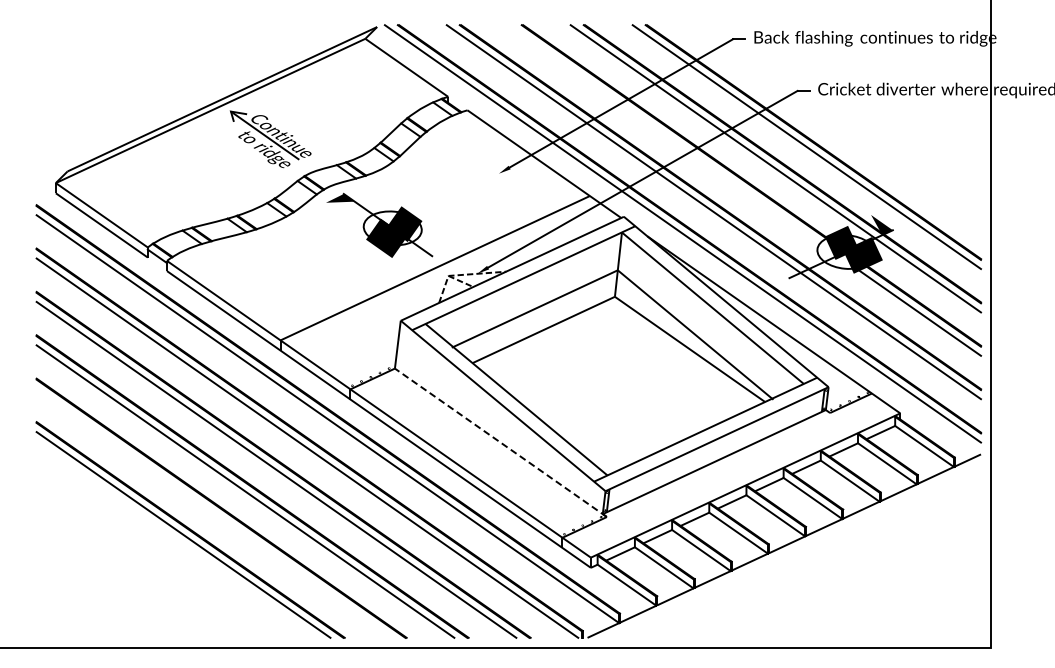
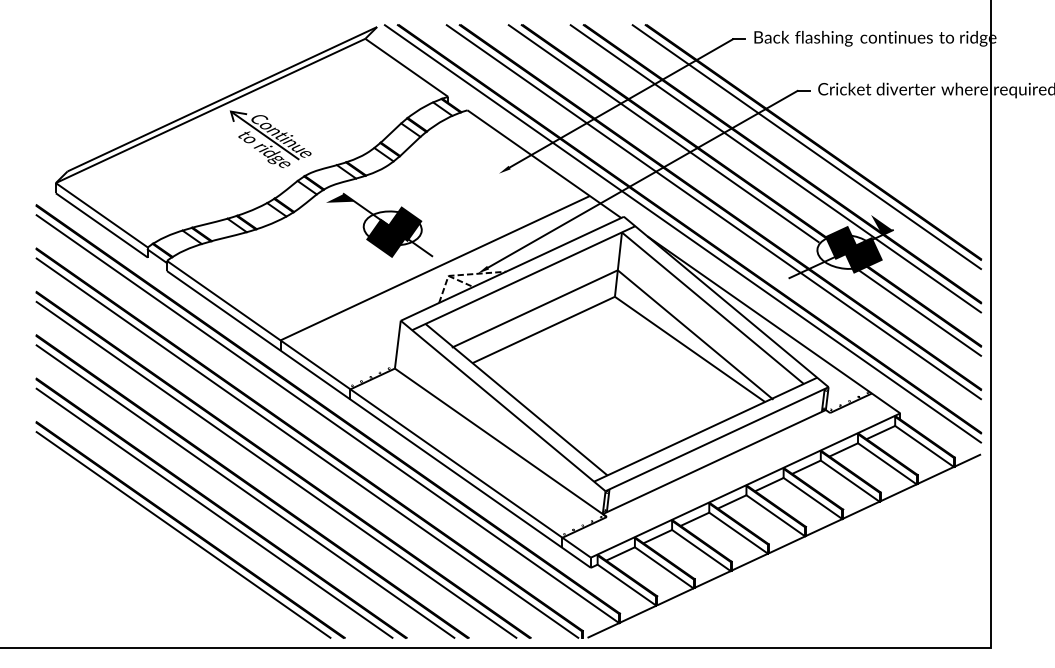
line: none -> present (663, 133)
line: dashed -> solid (500, 442)
line: none -> present (214, 512)
